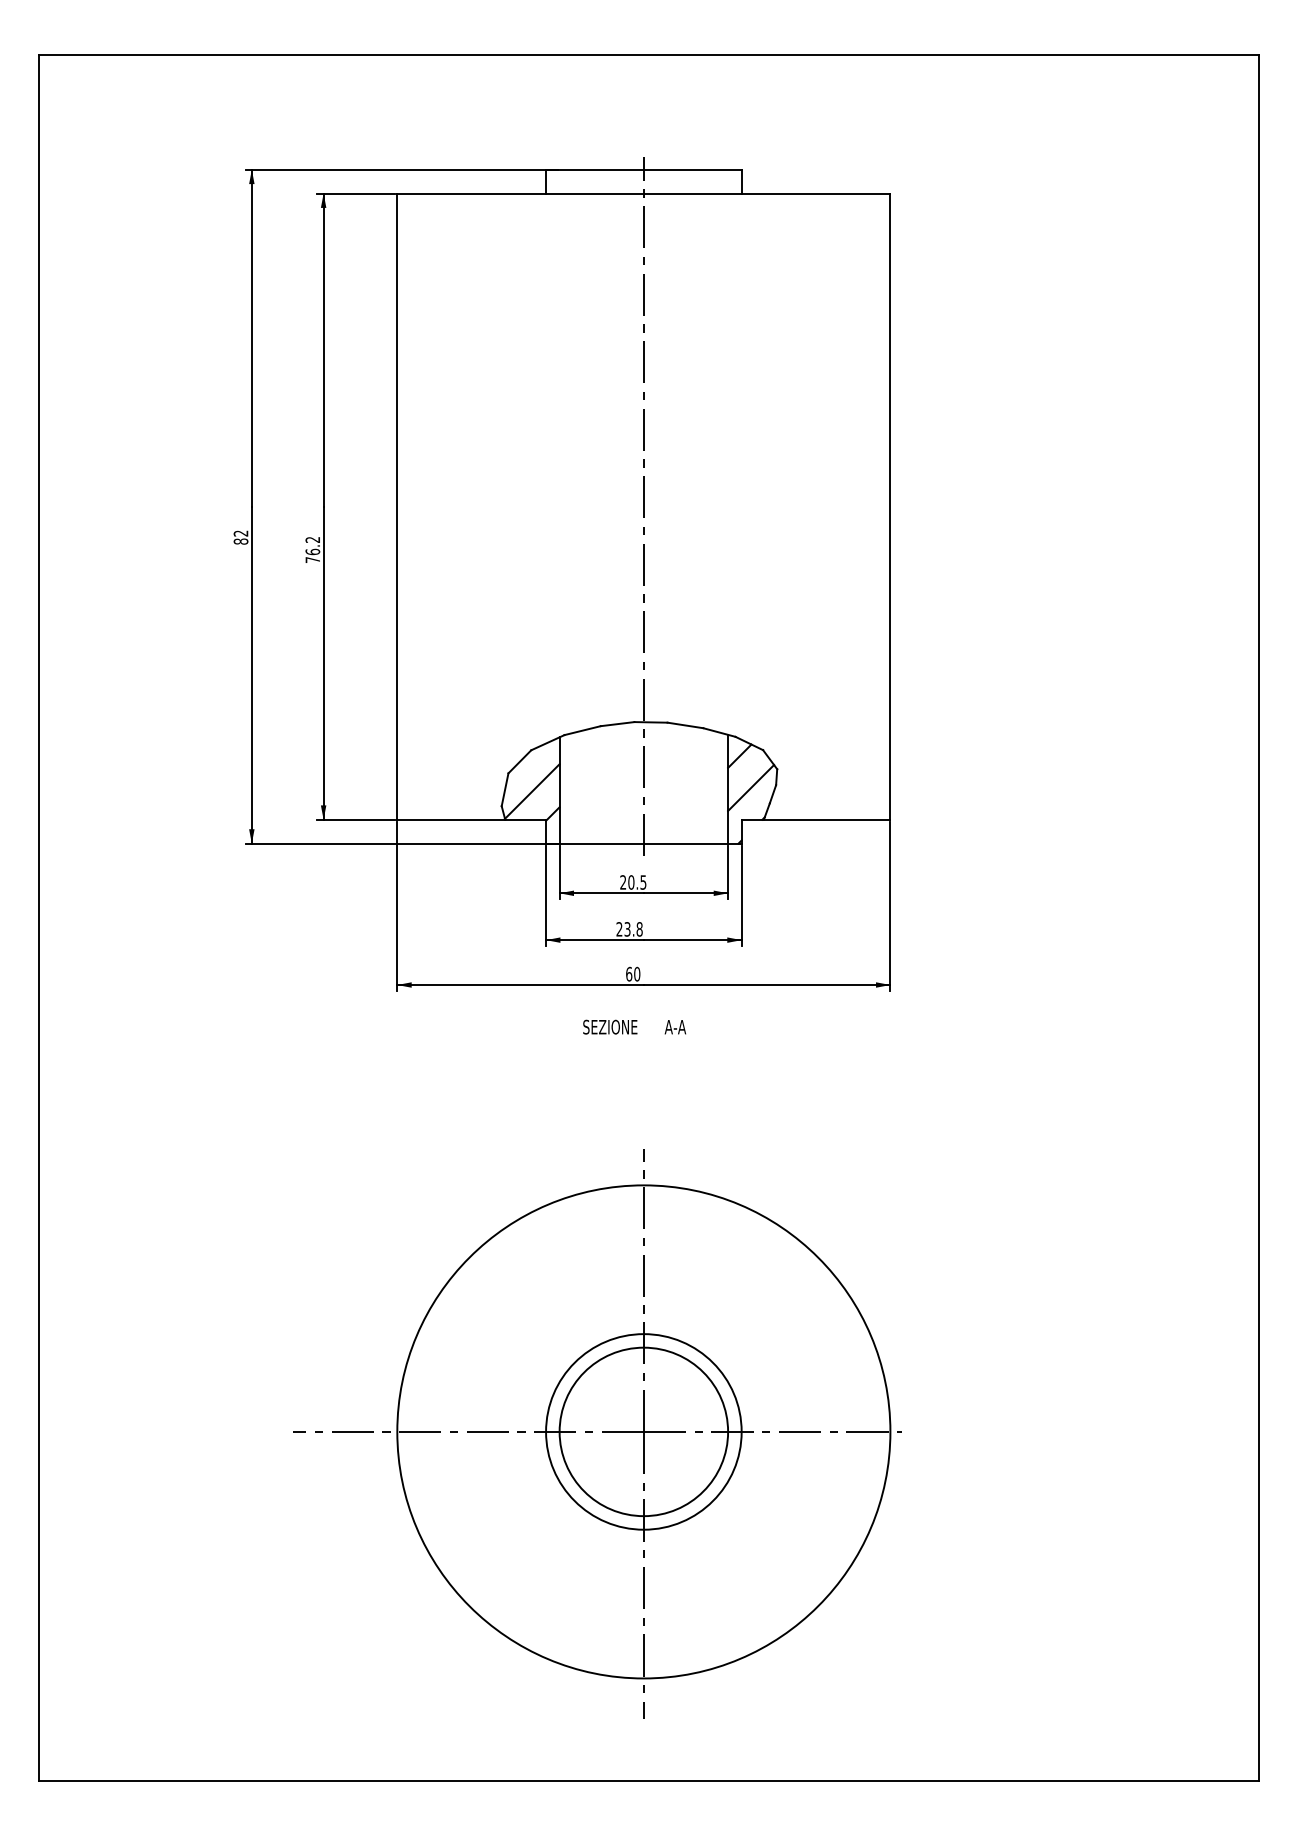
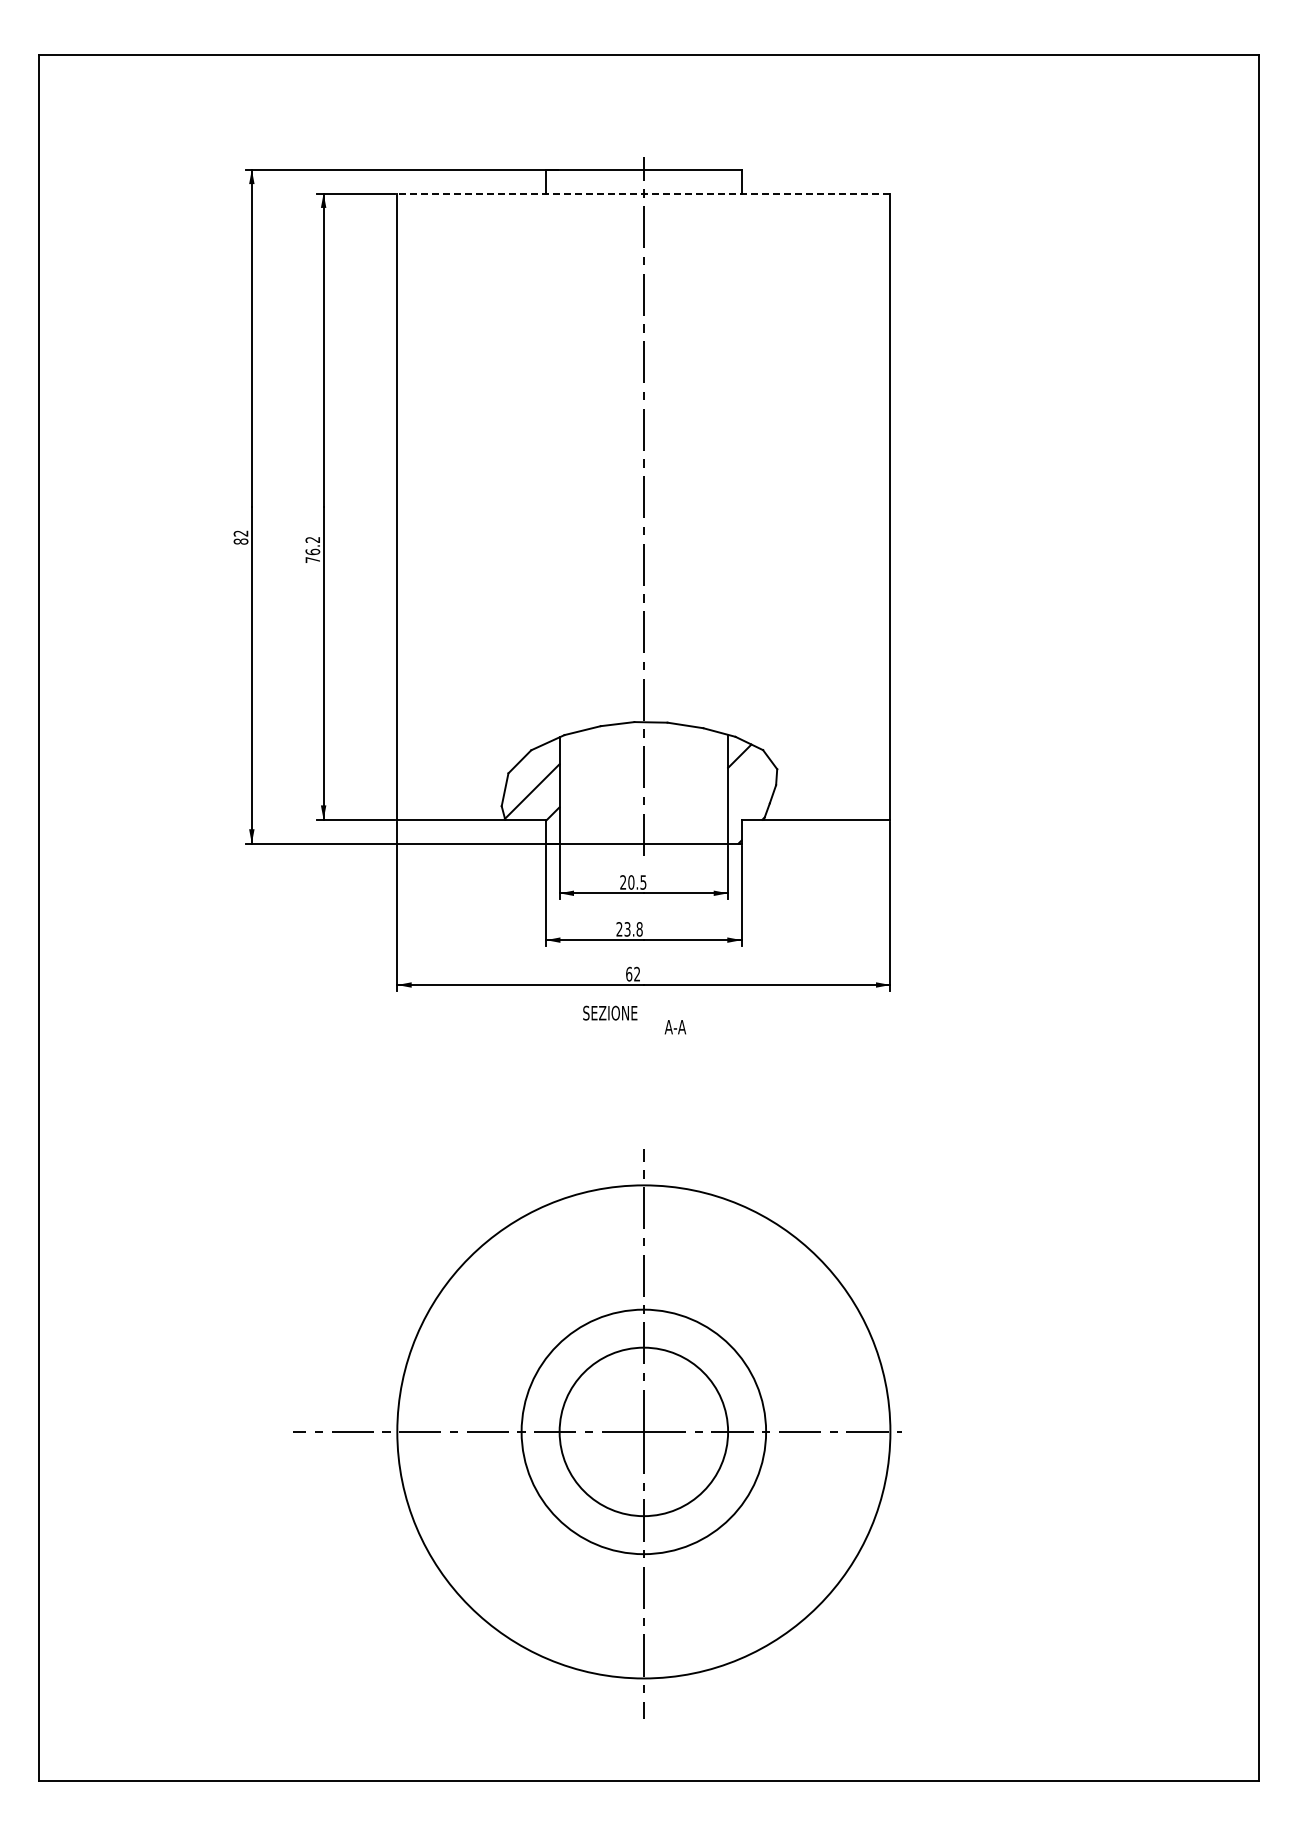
line: solid -> dashed (643, 193)
line: present -> none (751, 787)
text: 60 -> 62 (637, 973)
text position: (610, 1026) -> (610, 1012) (610, 1012)
circle diameter: 196 px -> 244 px (643, 1431)
